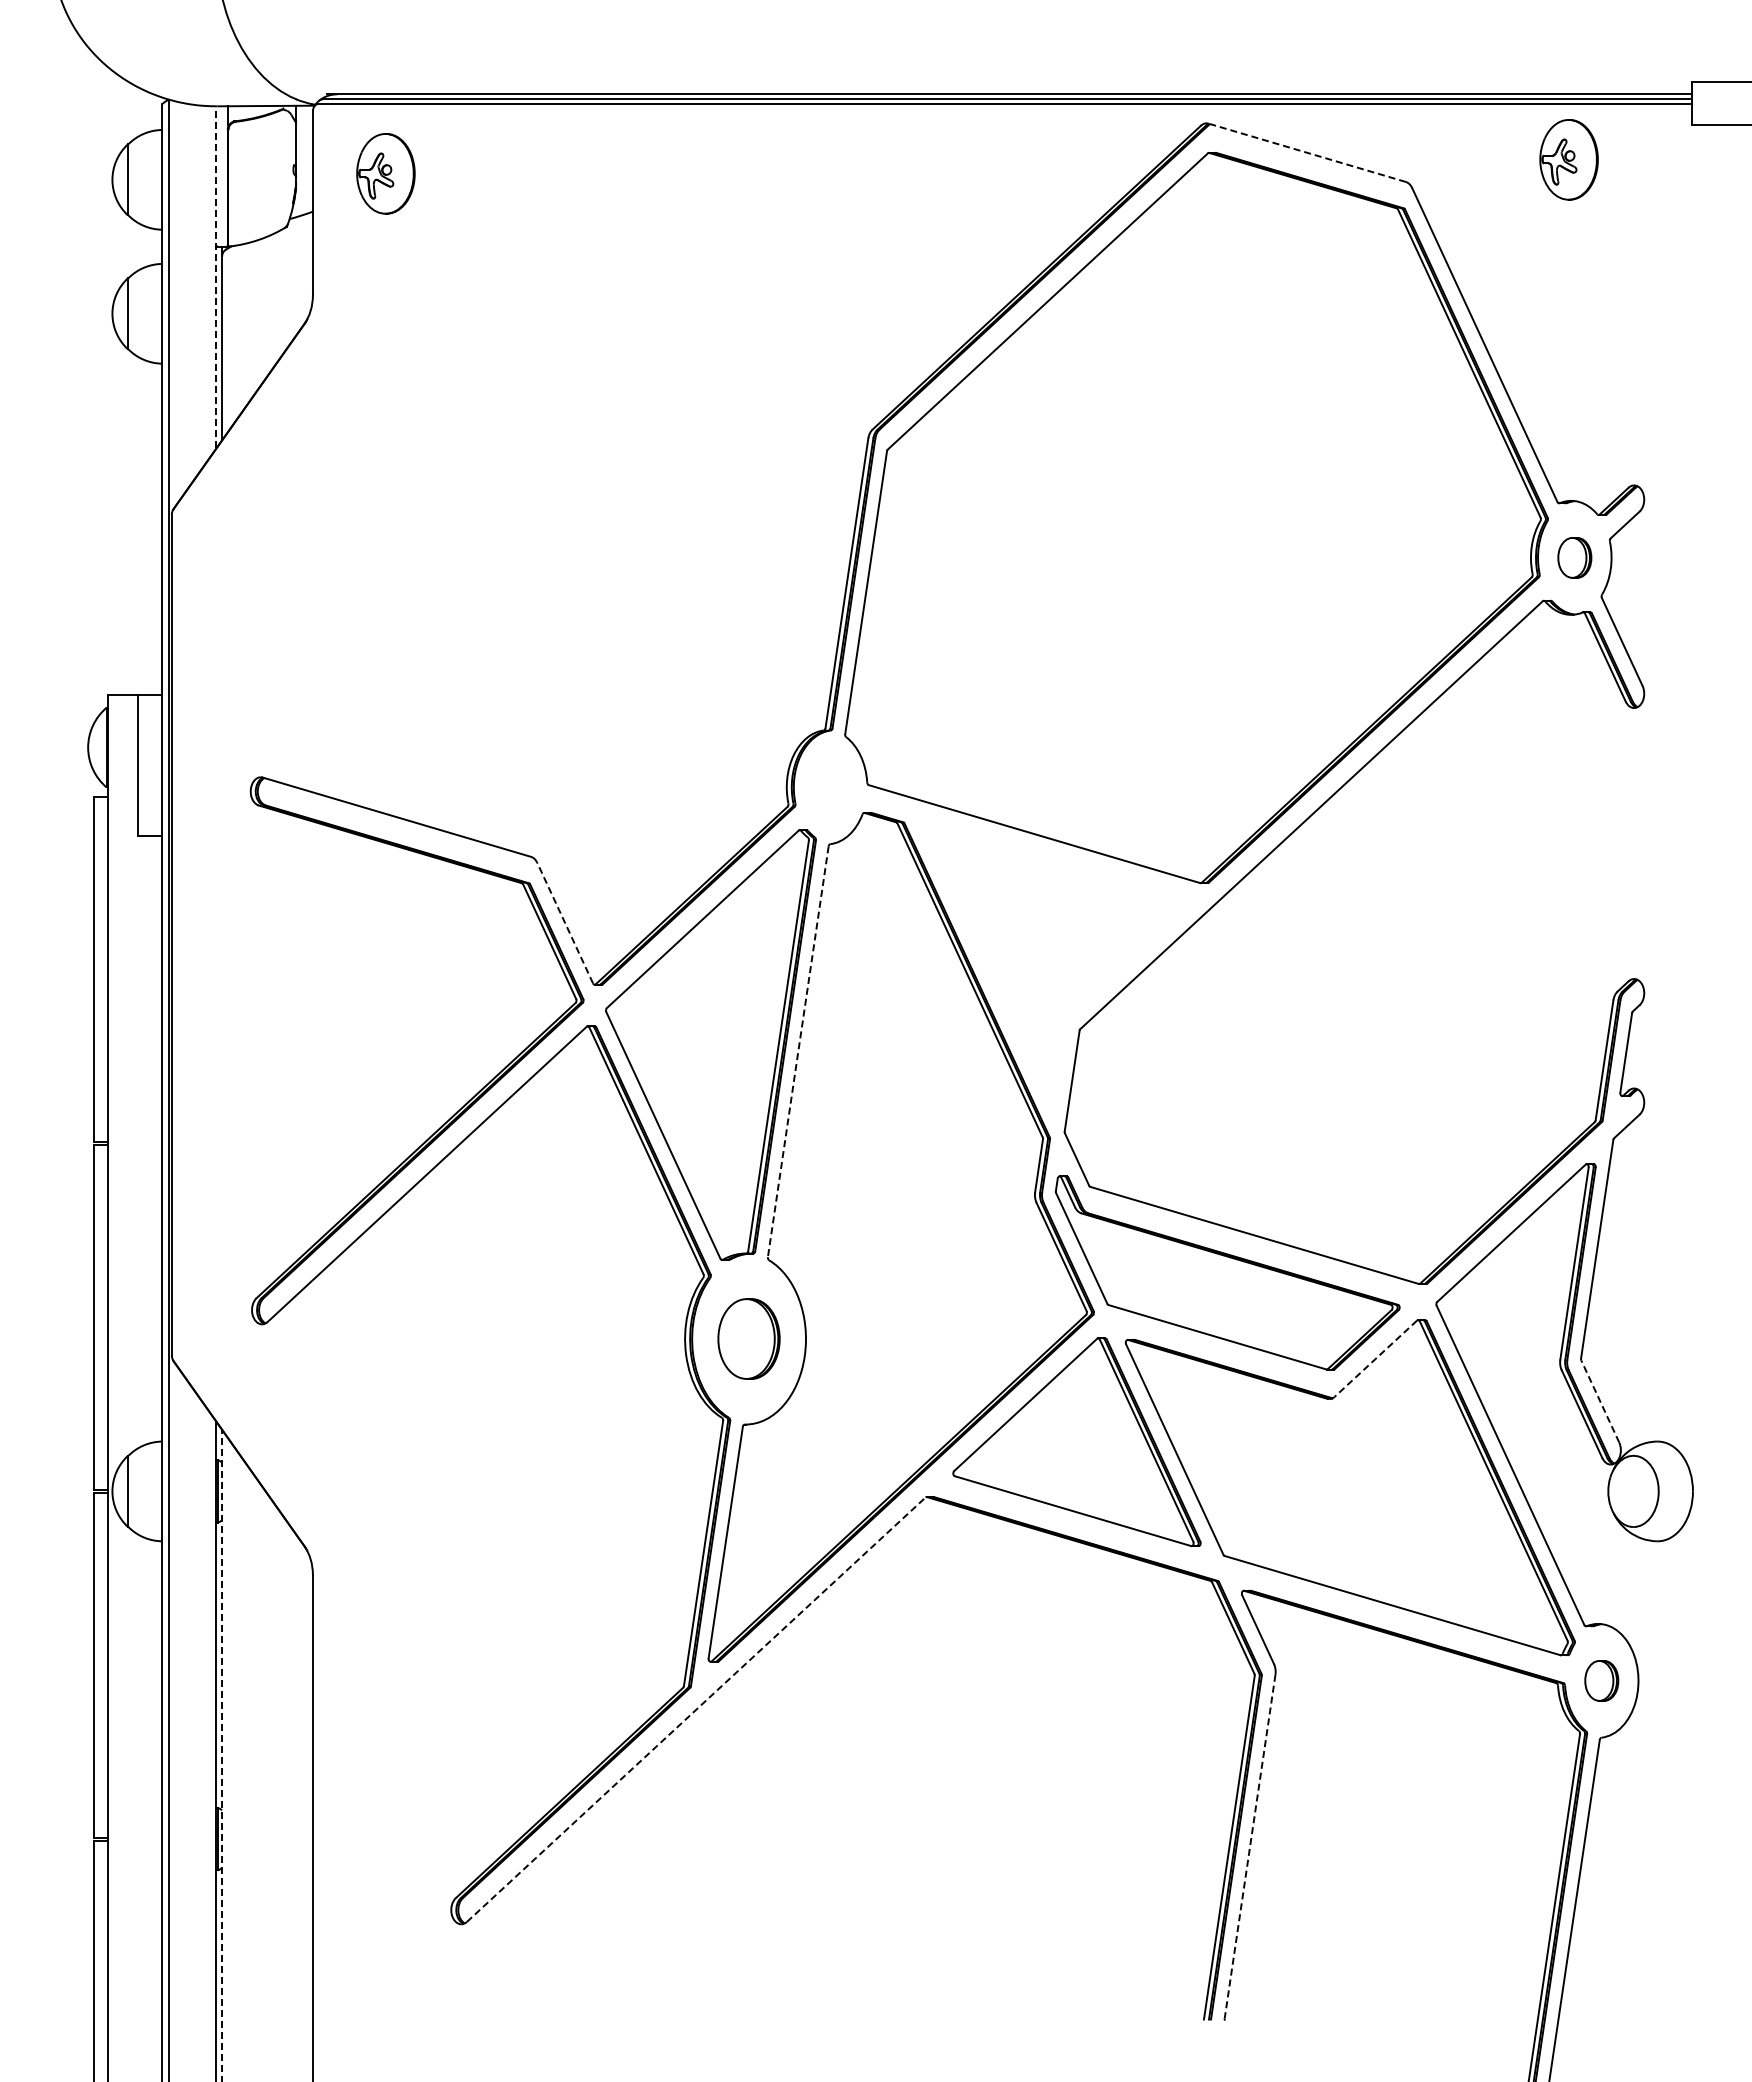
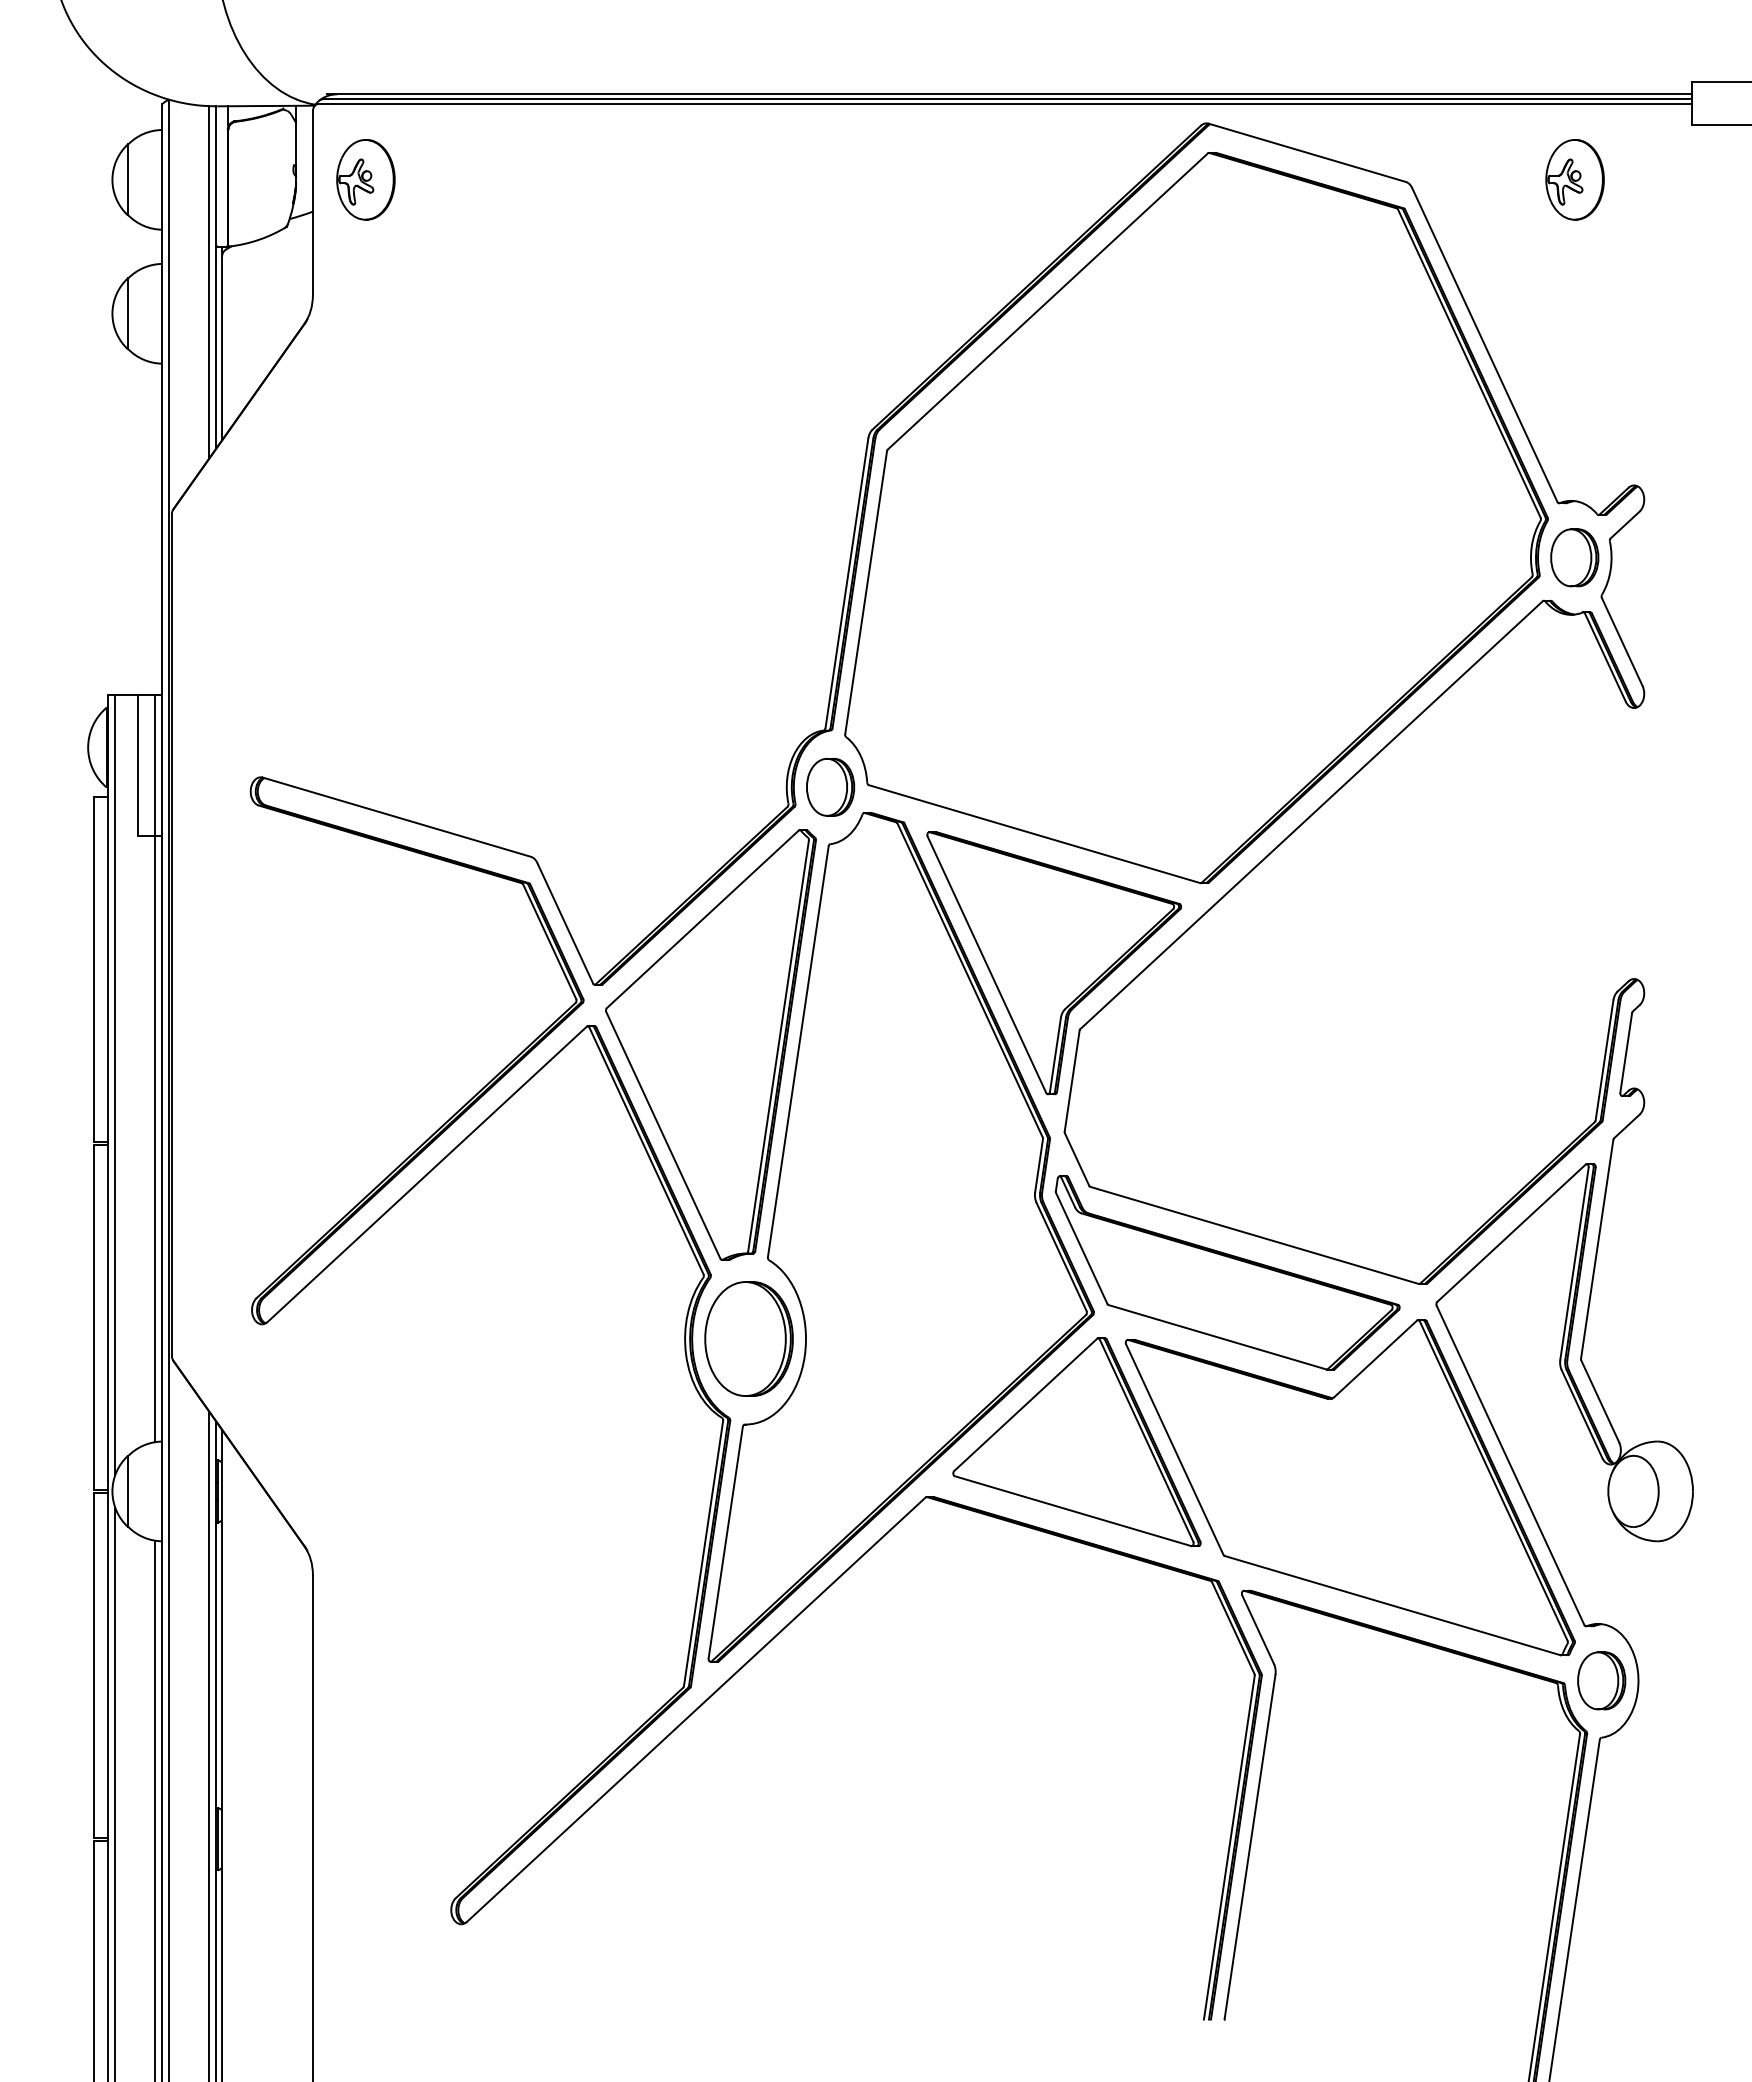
line: dashed -> solid (1307, 152)
part position: (1568, 159) -> (1574, 179) (1574, 179)
part position: (385, 173) -> (365, 179) (365, 179)
line: dashed -> solid (216, 276)
line: none -> present (209, 282)
part size: 36x42 px -> 50x60 px (1574, 557)
part: none -> present (830, 787)
line: dashed -> solid (565, 922)
part: none -> present (1053, 963)
line: dashed -> solid (798, 1051)
line: none -> present (155, 1068)
line: none -> present (115, 1084)
part size: 64x82 px -> 90x116 px (748, 1338)
line: dashed -> solid (1375, 1359)
line: dashed -> solid (1600, 1401)
part size: 36x42 px -> 50x60 px (1601, 1680)
line: dashed -> solid (696, 1709)
line: none -> present (209, 1744)
line: dashed -> solid (222, 1755)
line: none -> present (115, 1792)
line: none -> present (155, 1809)
line: dashed -> solid (1250, 1846)
